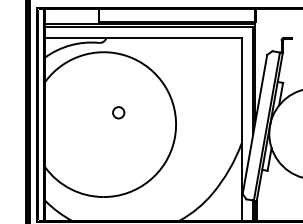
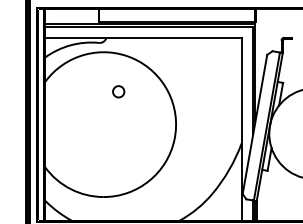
circle position: (118, 112) -> (118, 91) (118, 91)
